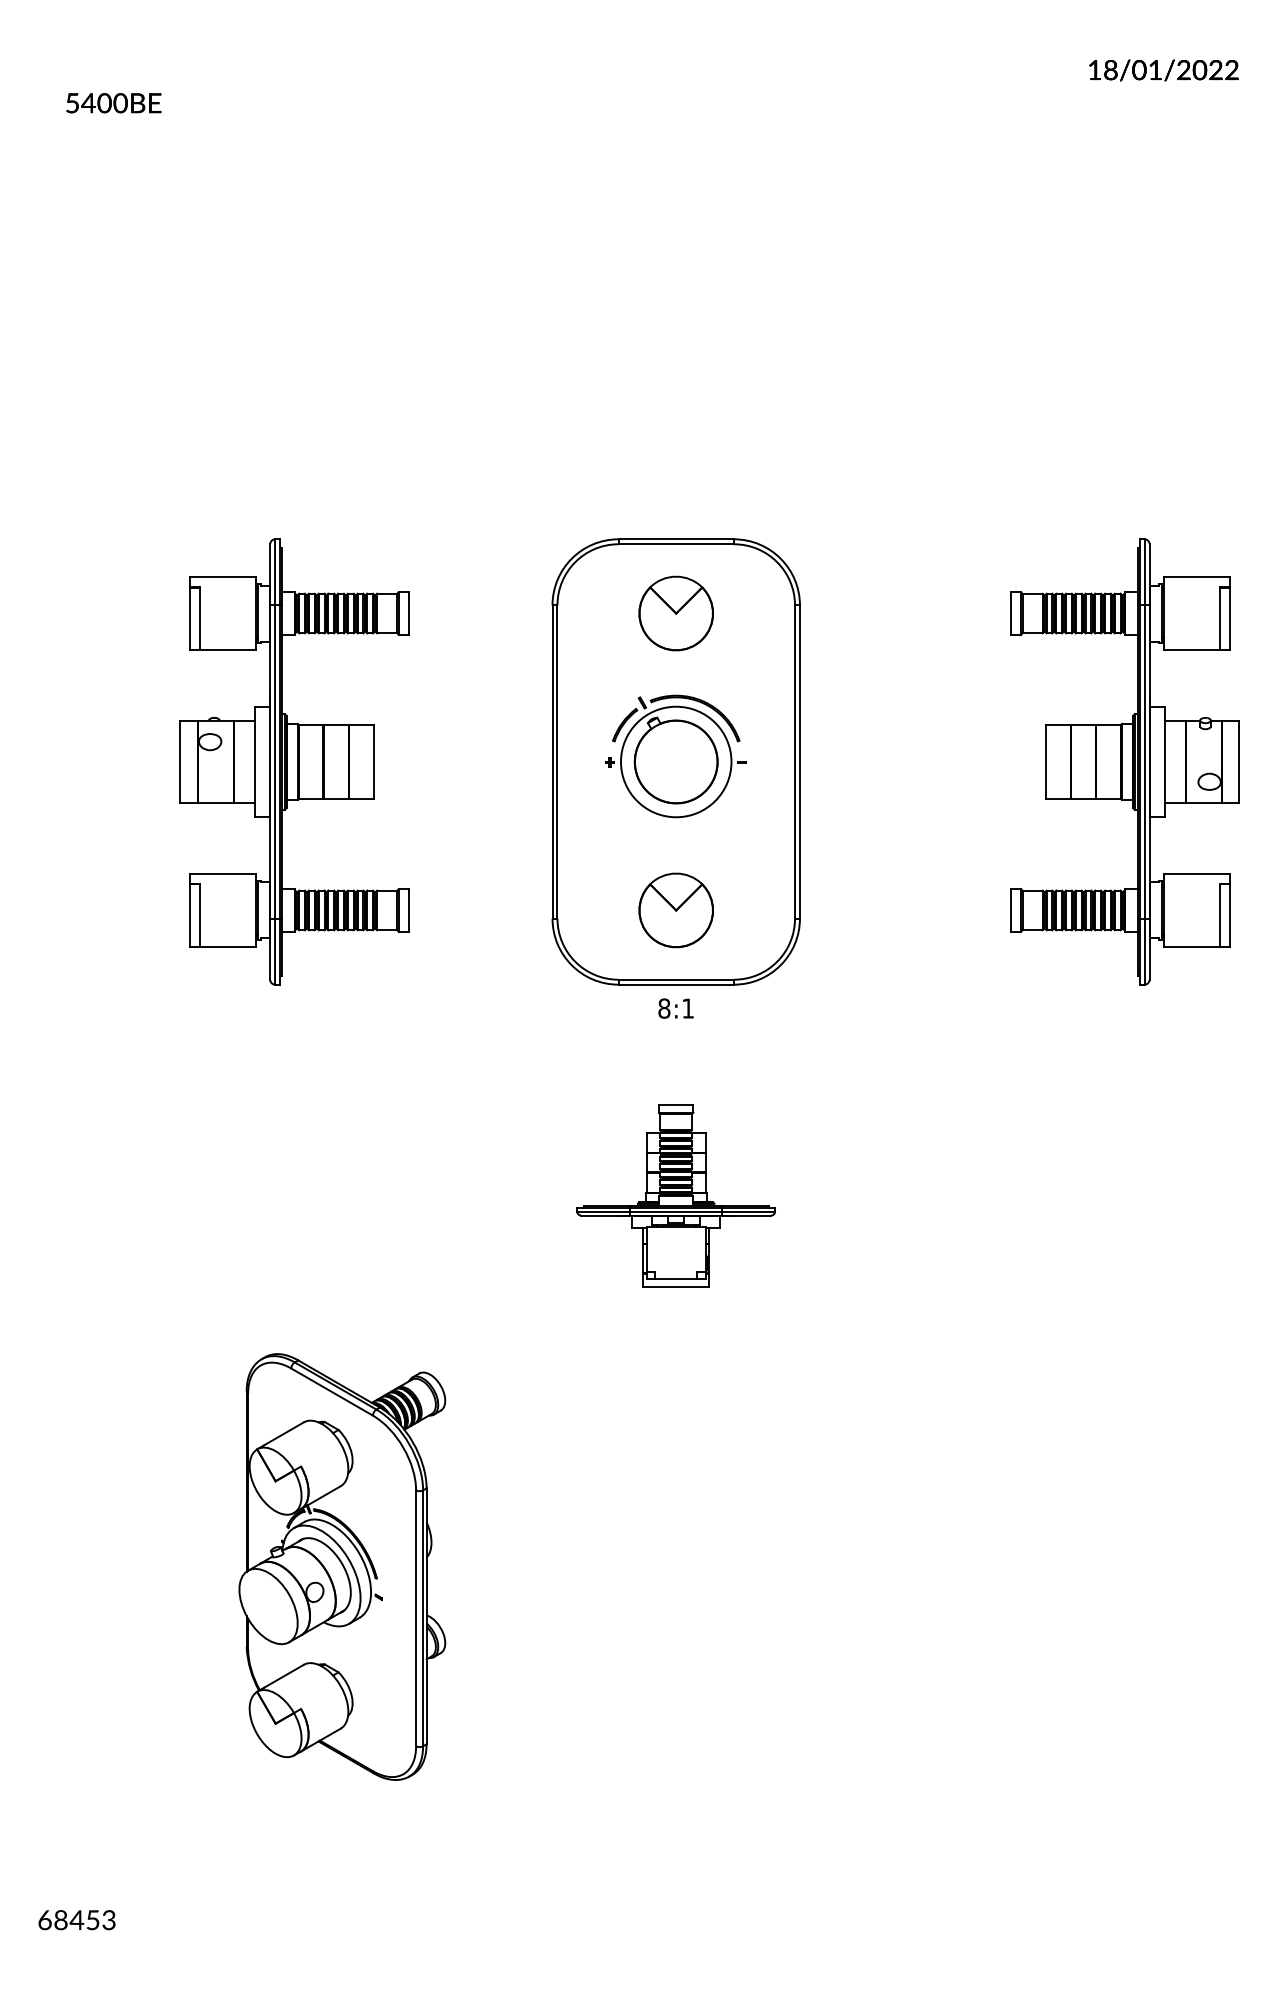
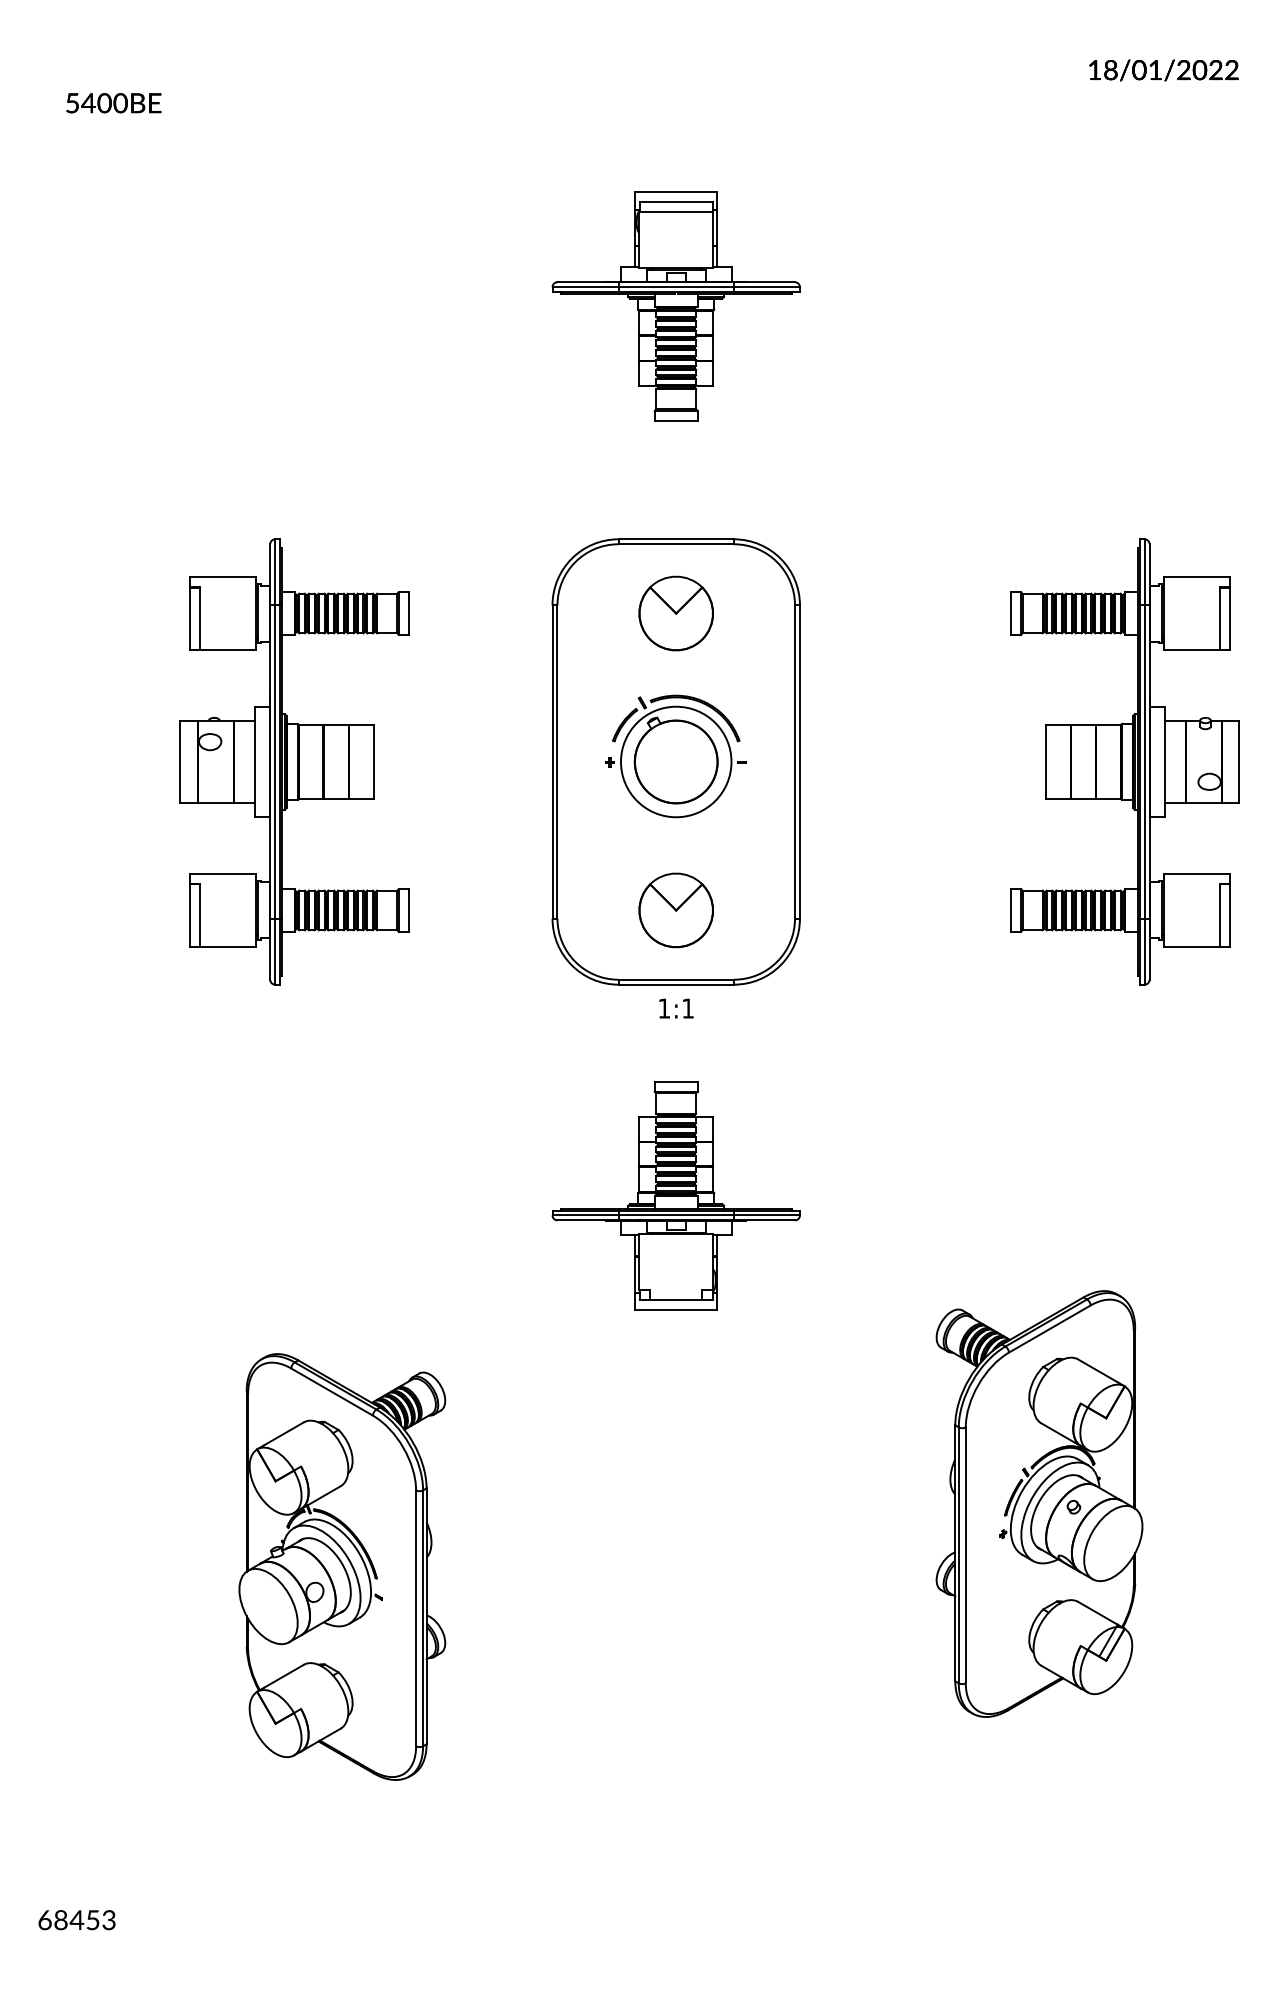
part: none -> present (675, 306)
text: 8:1 -> 1:1 (664, 1008)
part size: 200x184 px -> 250x230 px (675, 1195)
part: none -> present (1039, 1503)
